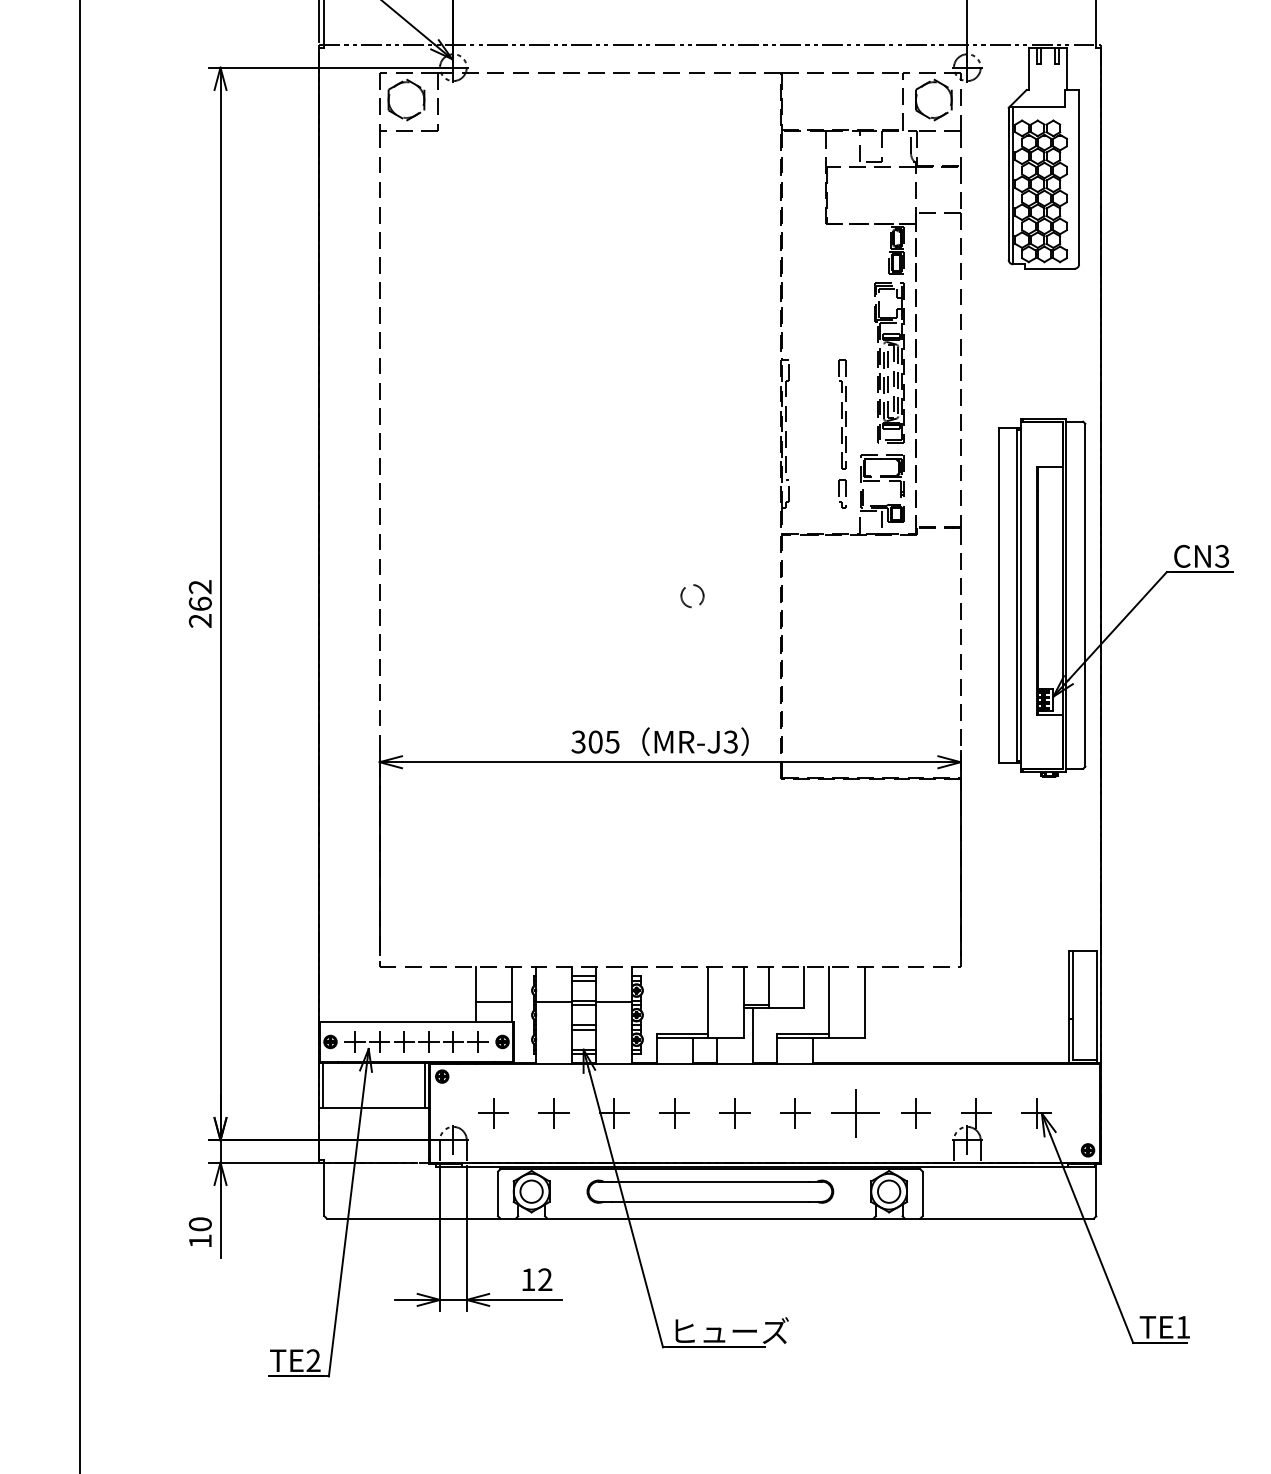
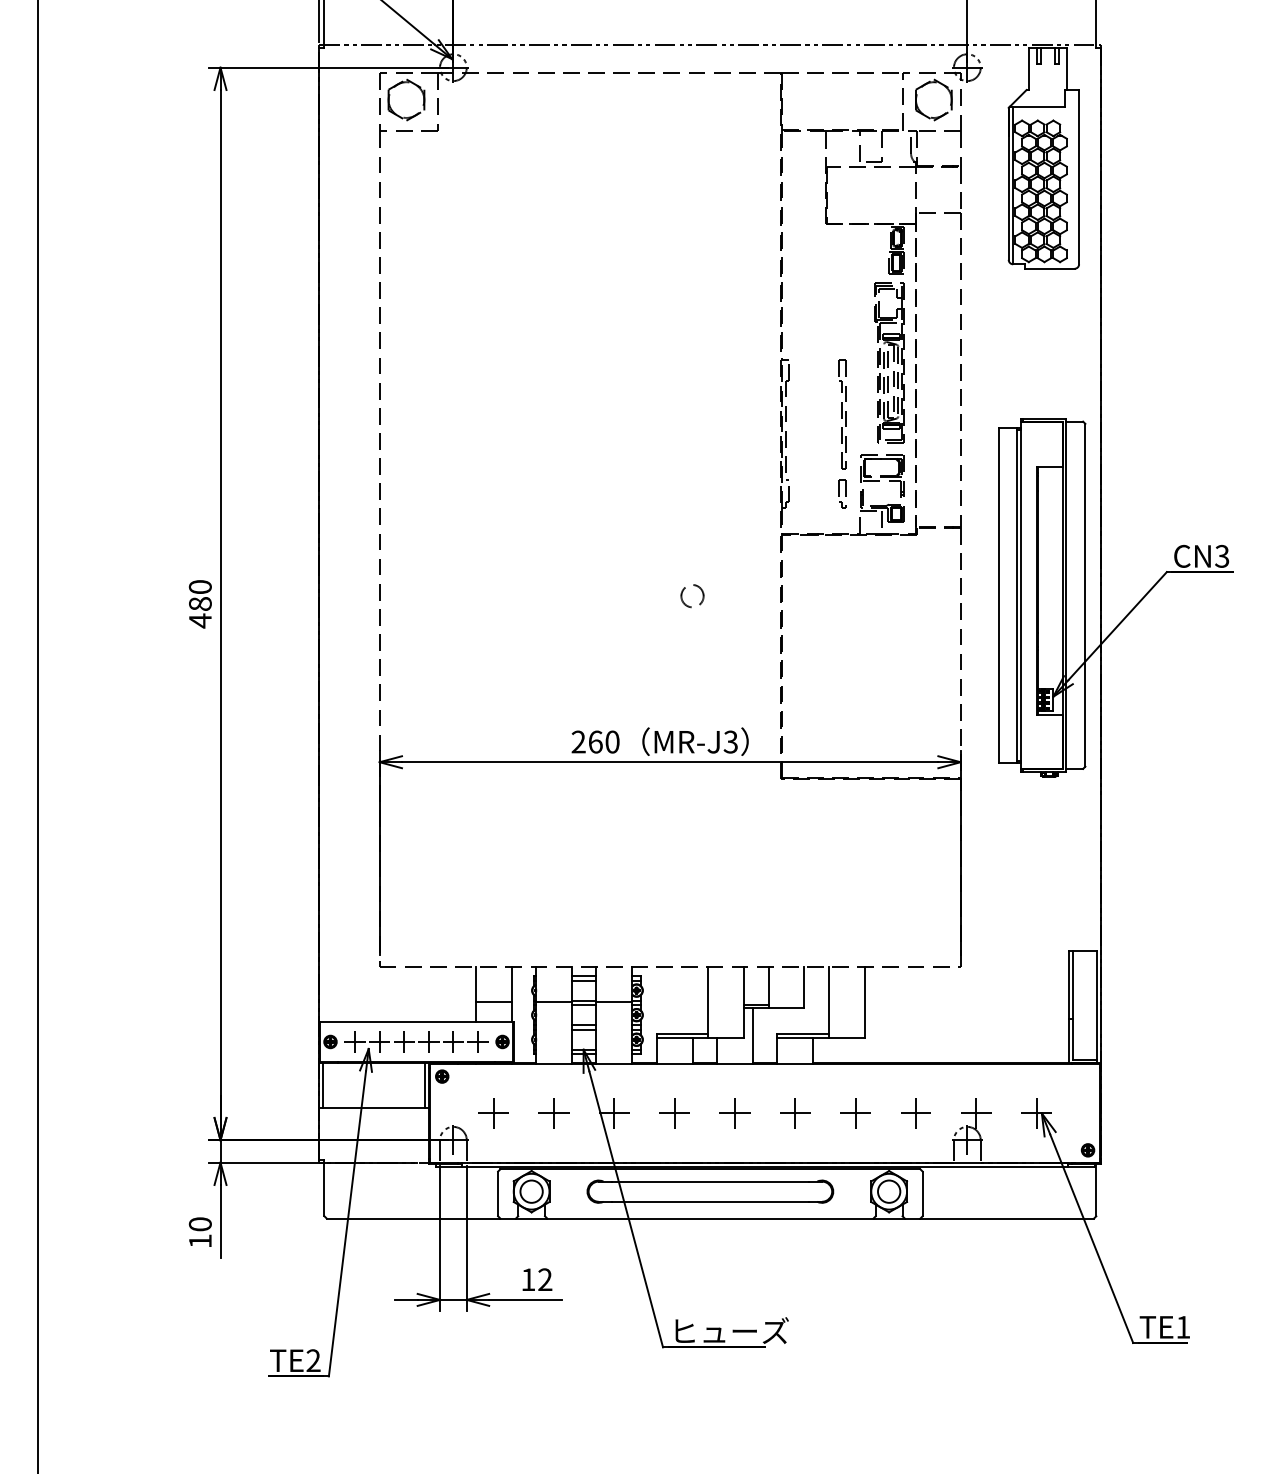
text: 262 -> 480 (199, 604)
line position: (79, 736) -> (37, 736) (37, 736)
text: 305 -> 260 (595, 741)
part size: 49x49 px -> 31x31 px (855, 1113)
